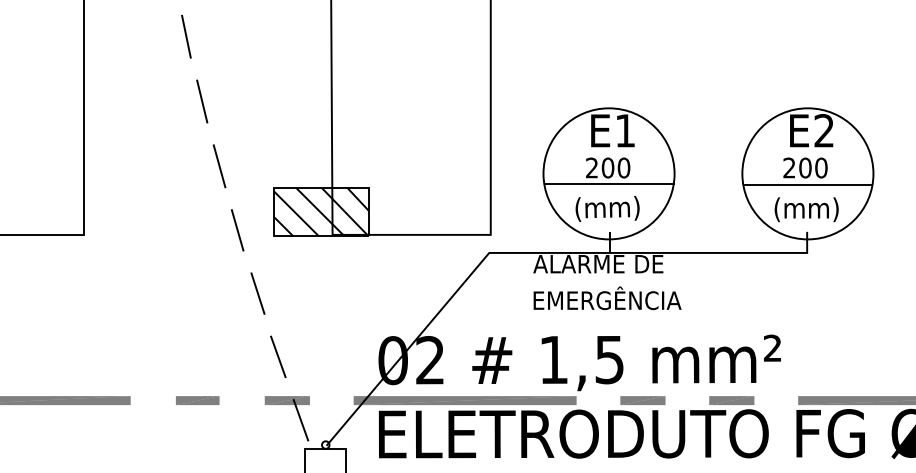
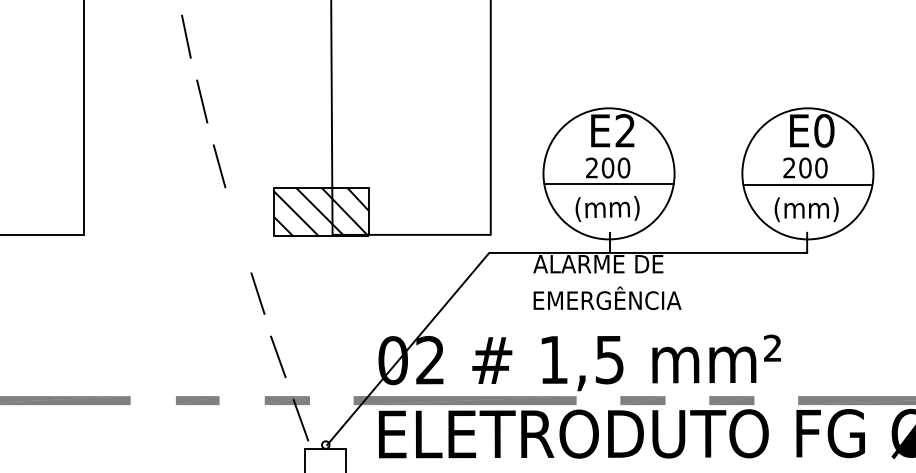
text: E1 -> E2 (624, 130)
text: E2 -> E0 (824, 130)
line: present -> none (237, 230)
